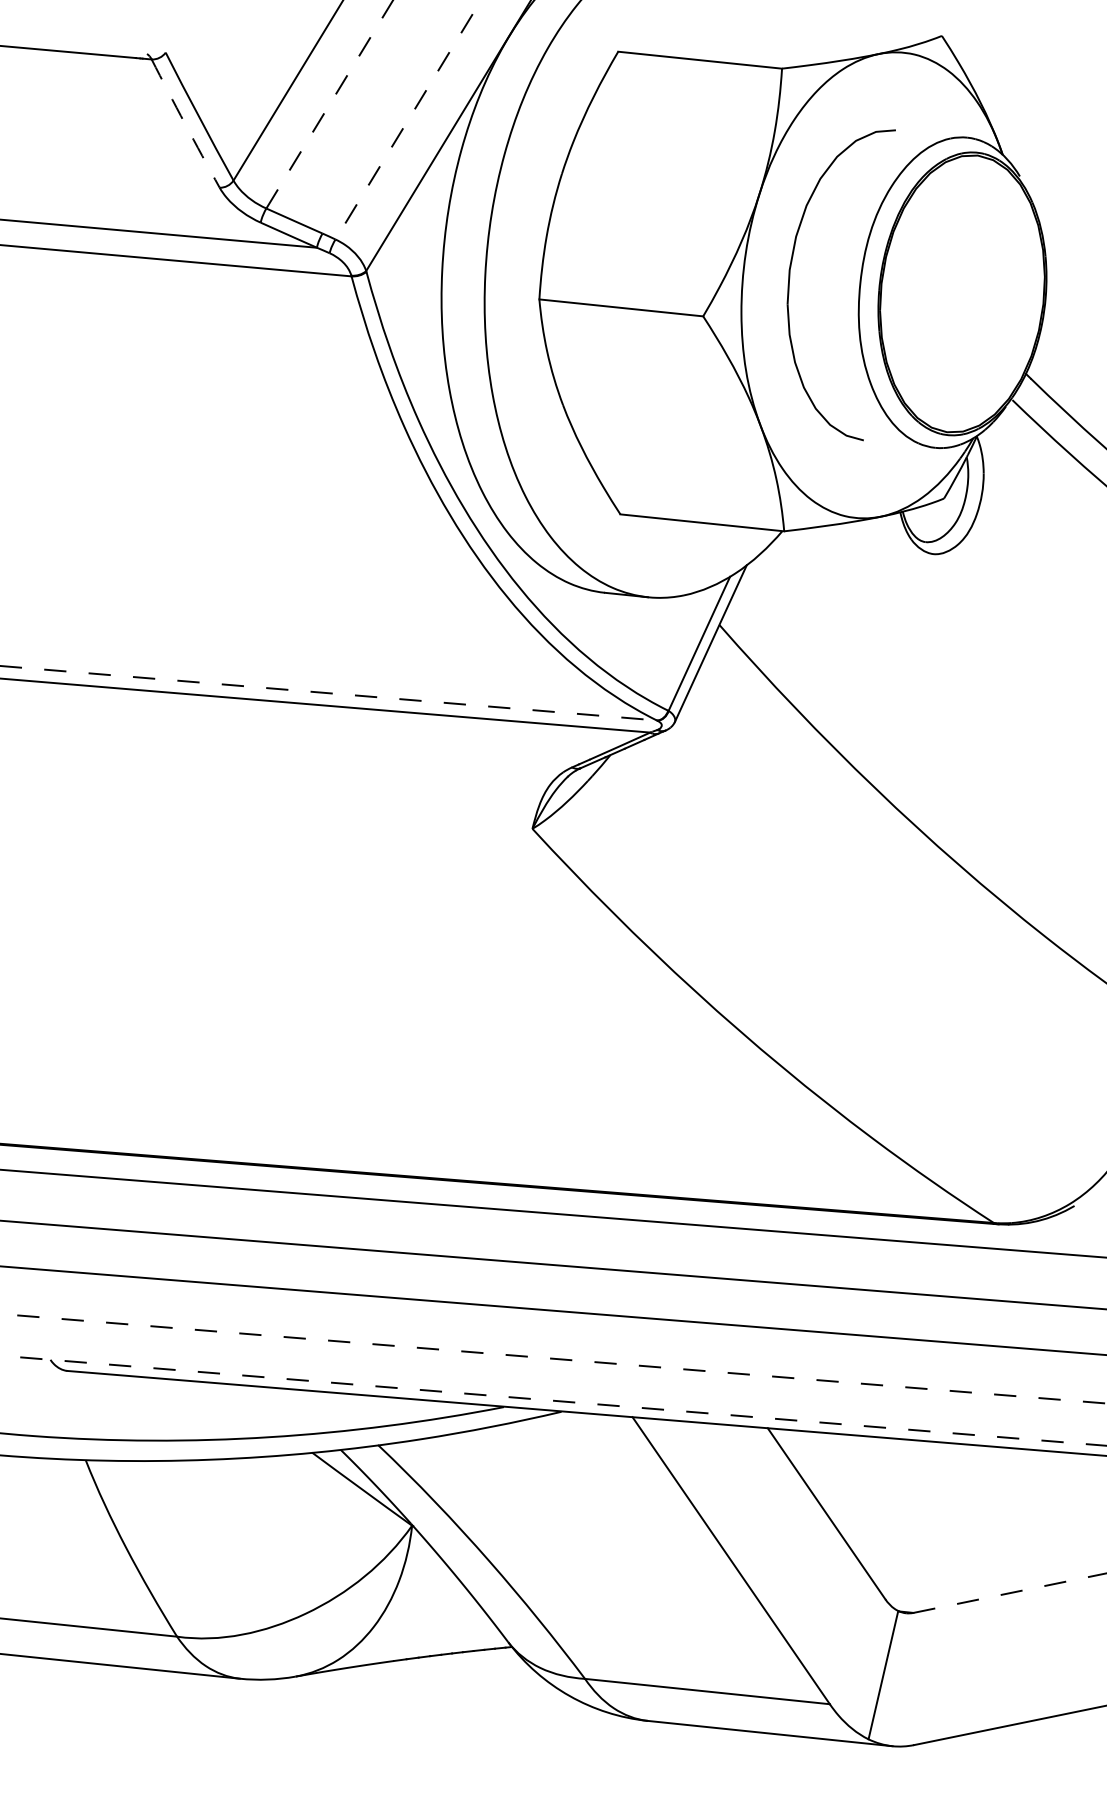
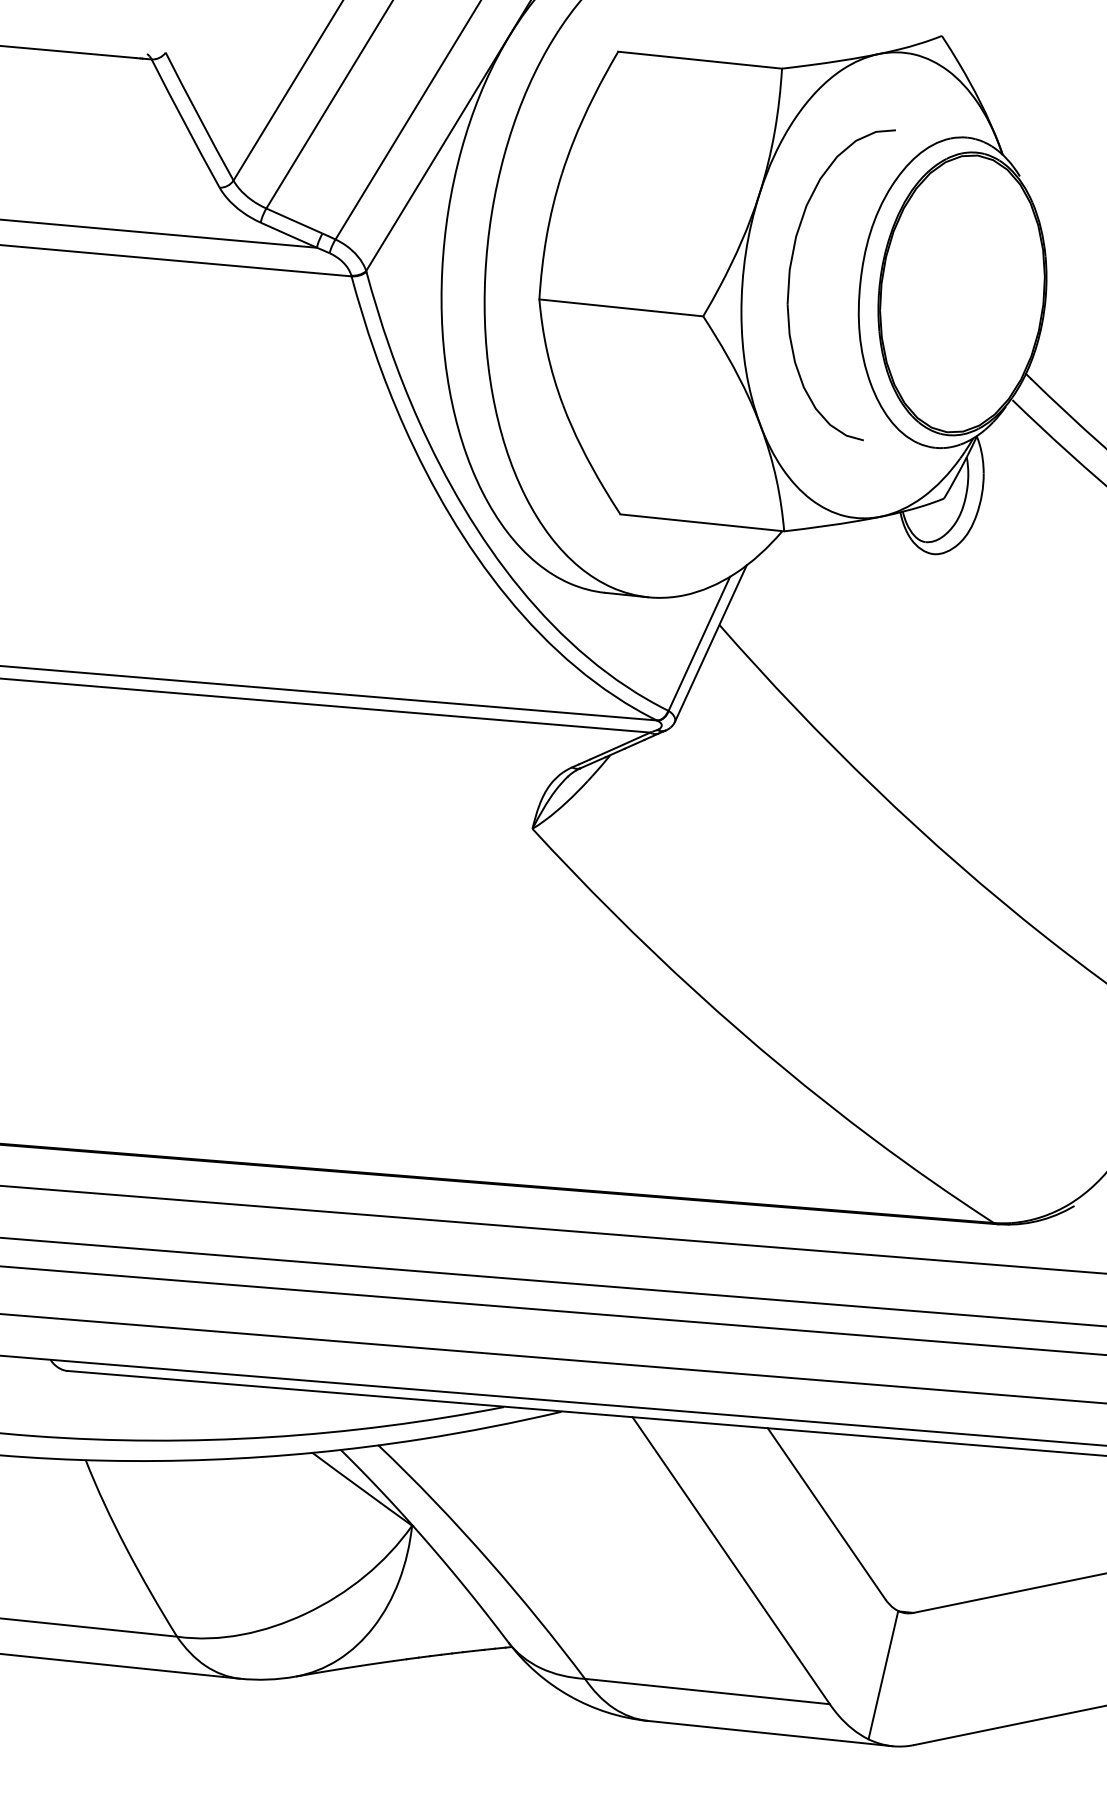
line: dashed -> solid (329, 104)
line: dashed -> solid (408, 120)
arc: dashed -> solid (185, 123)
line: dashed -> solid (329, 693)
line position: (552, 1213) -> (552, 1229) (552, 1229)
line position: (552, 1264) -> (552, 1281) (552, 1281)
line: dashed -> solid (553, 1358)
line: dashed -> solid (553, 1400)
line: dashed -> solid (1010, 1593)
